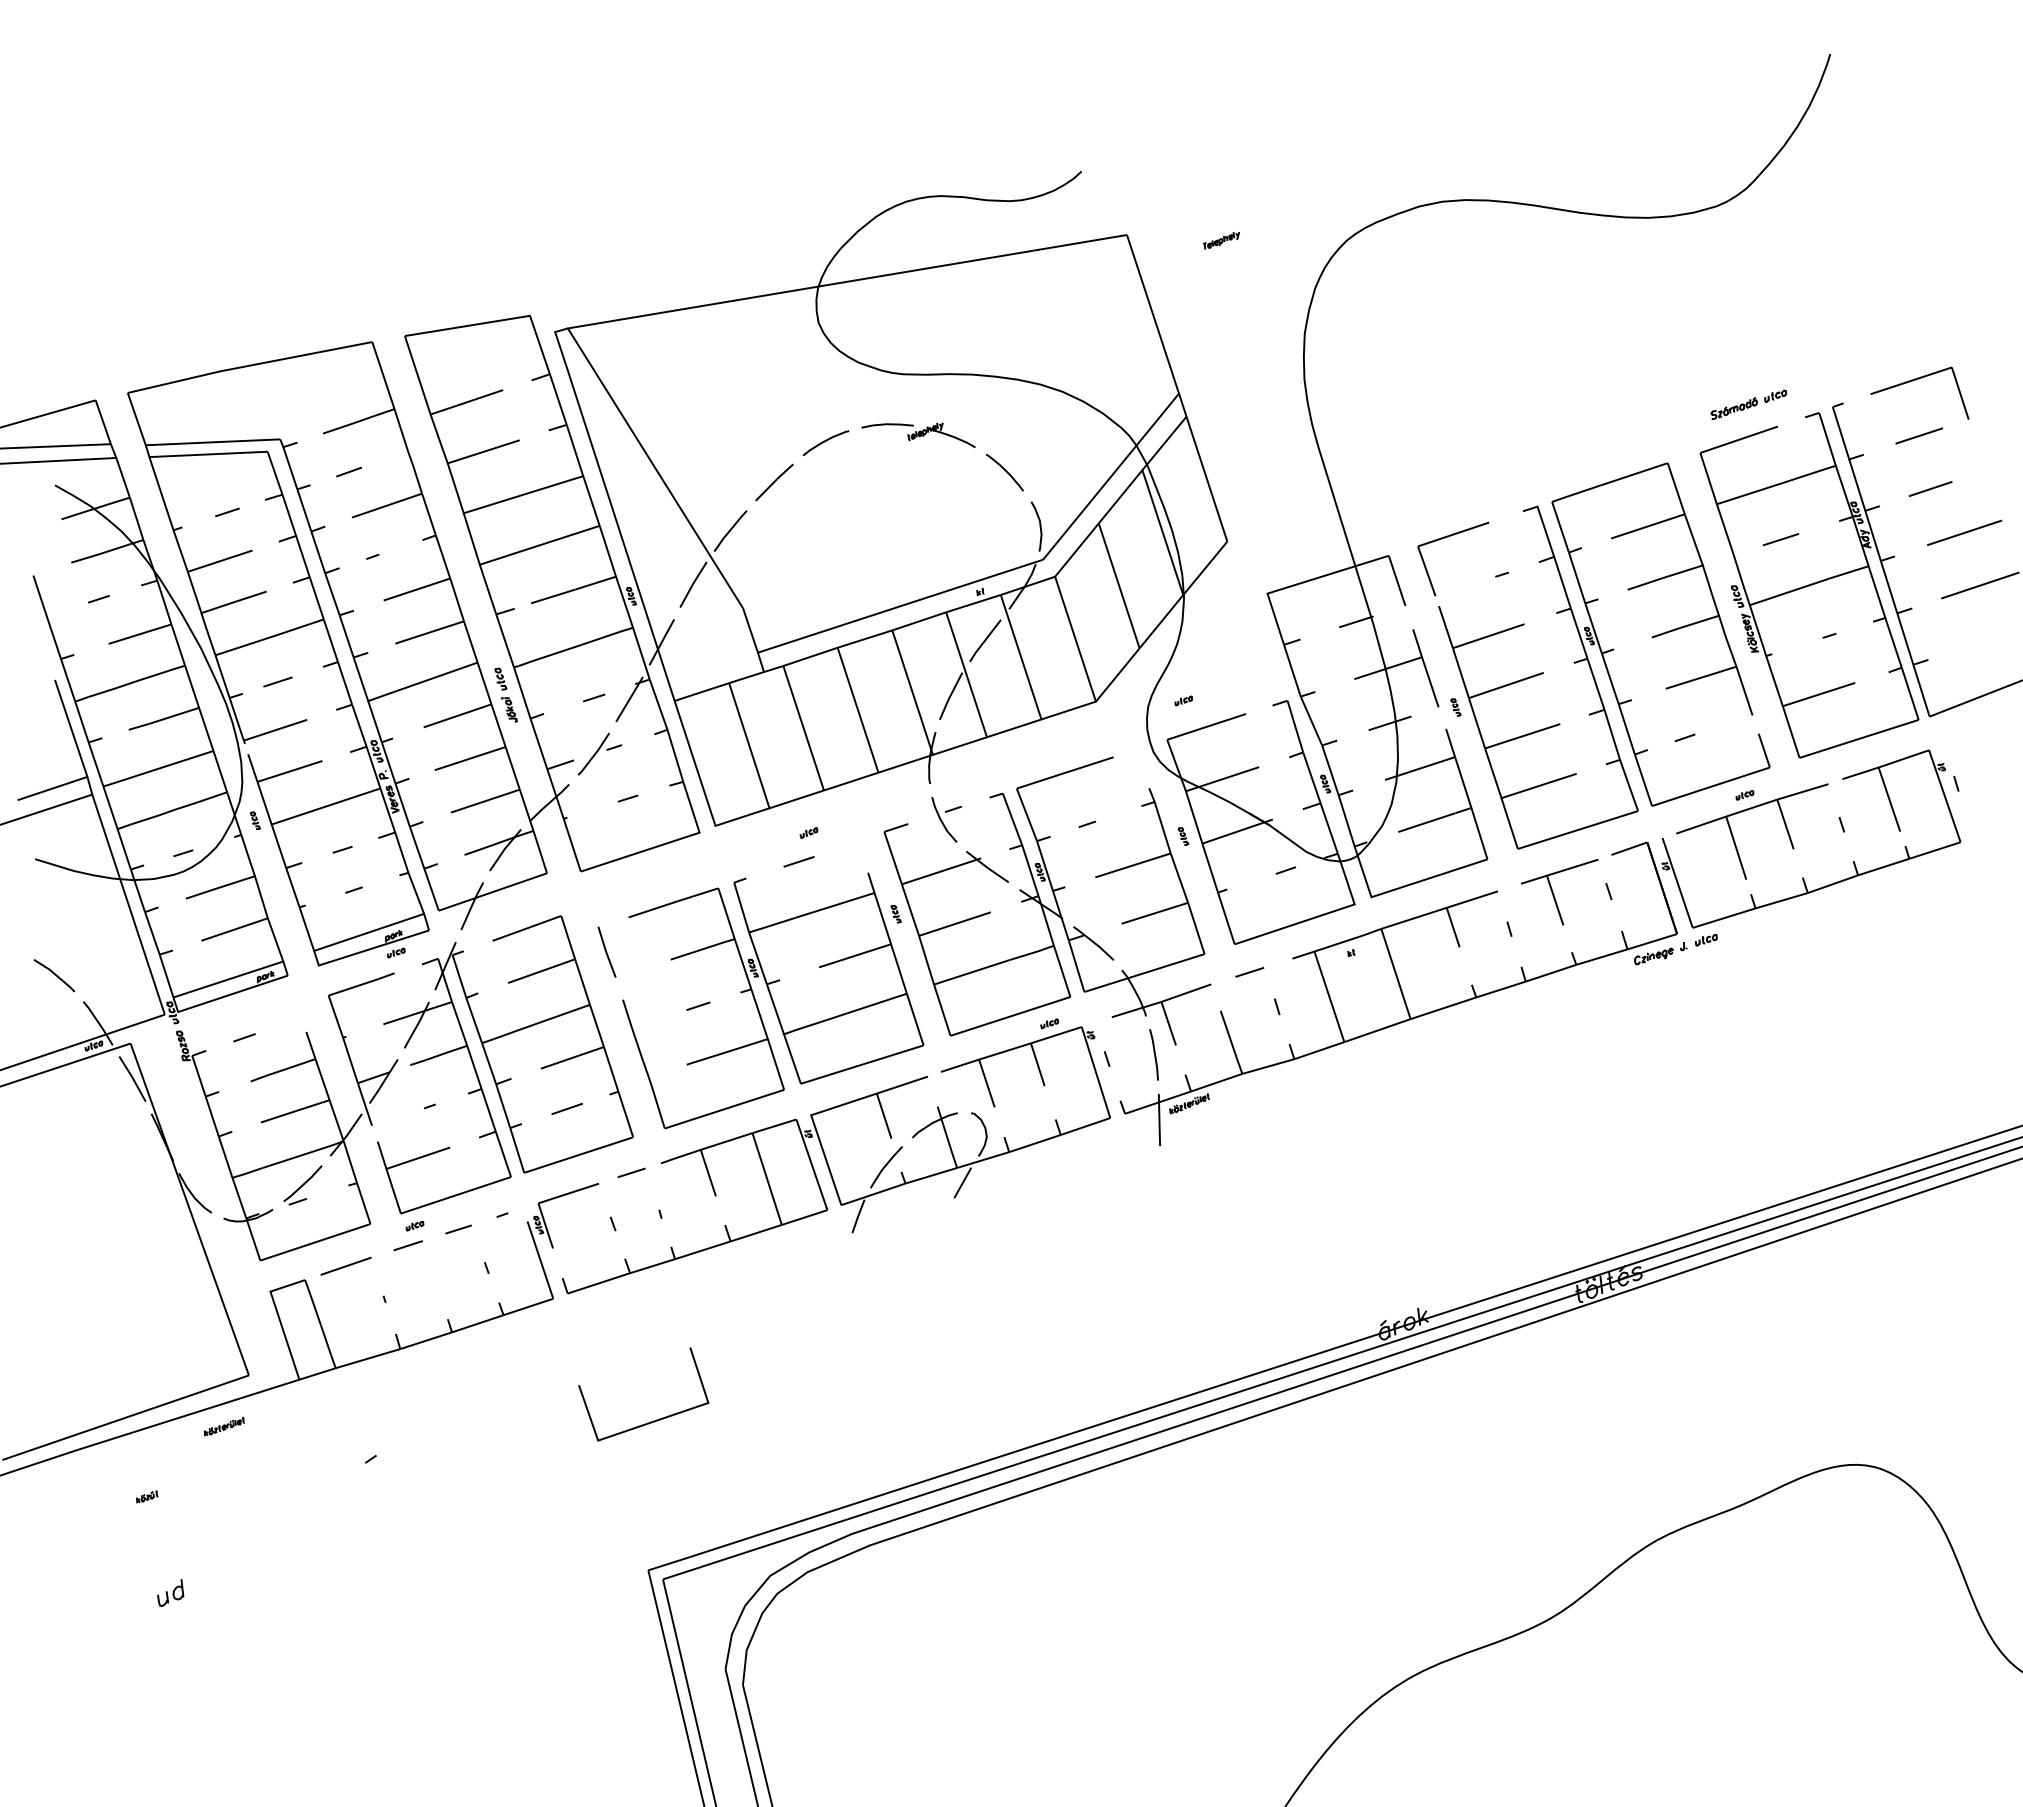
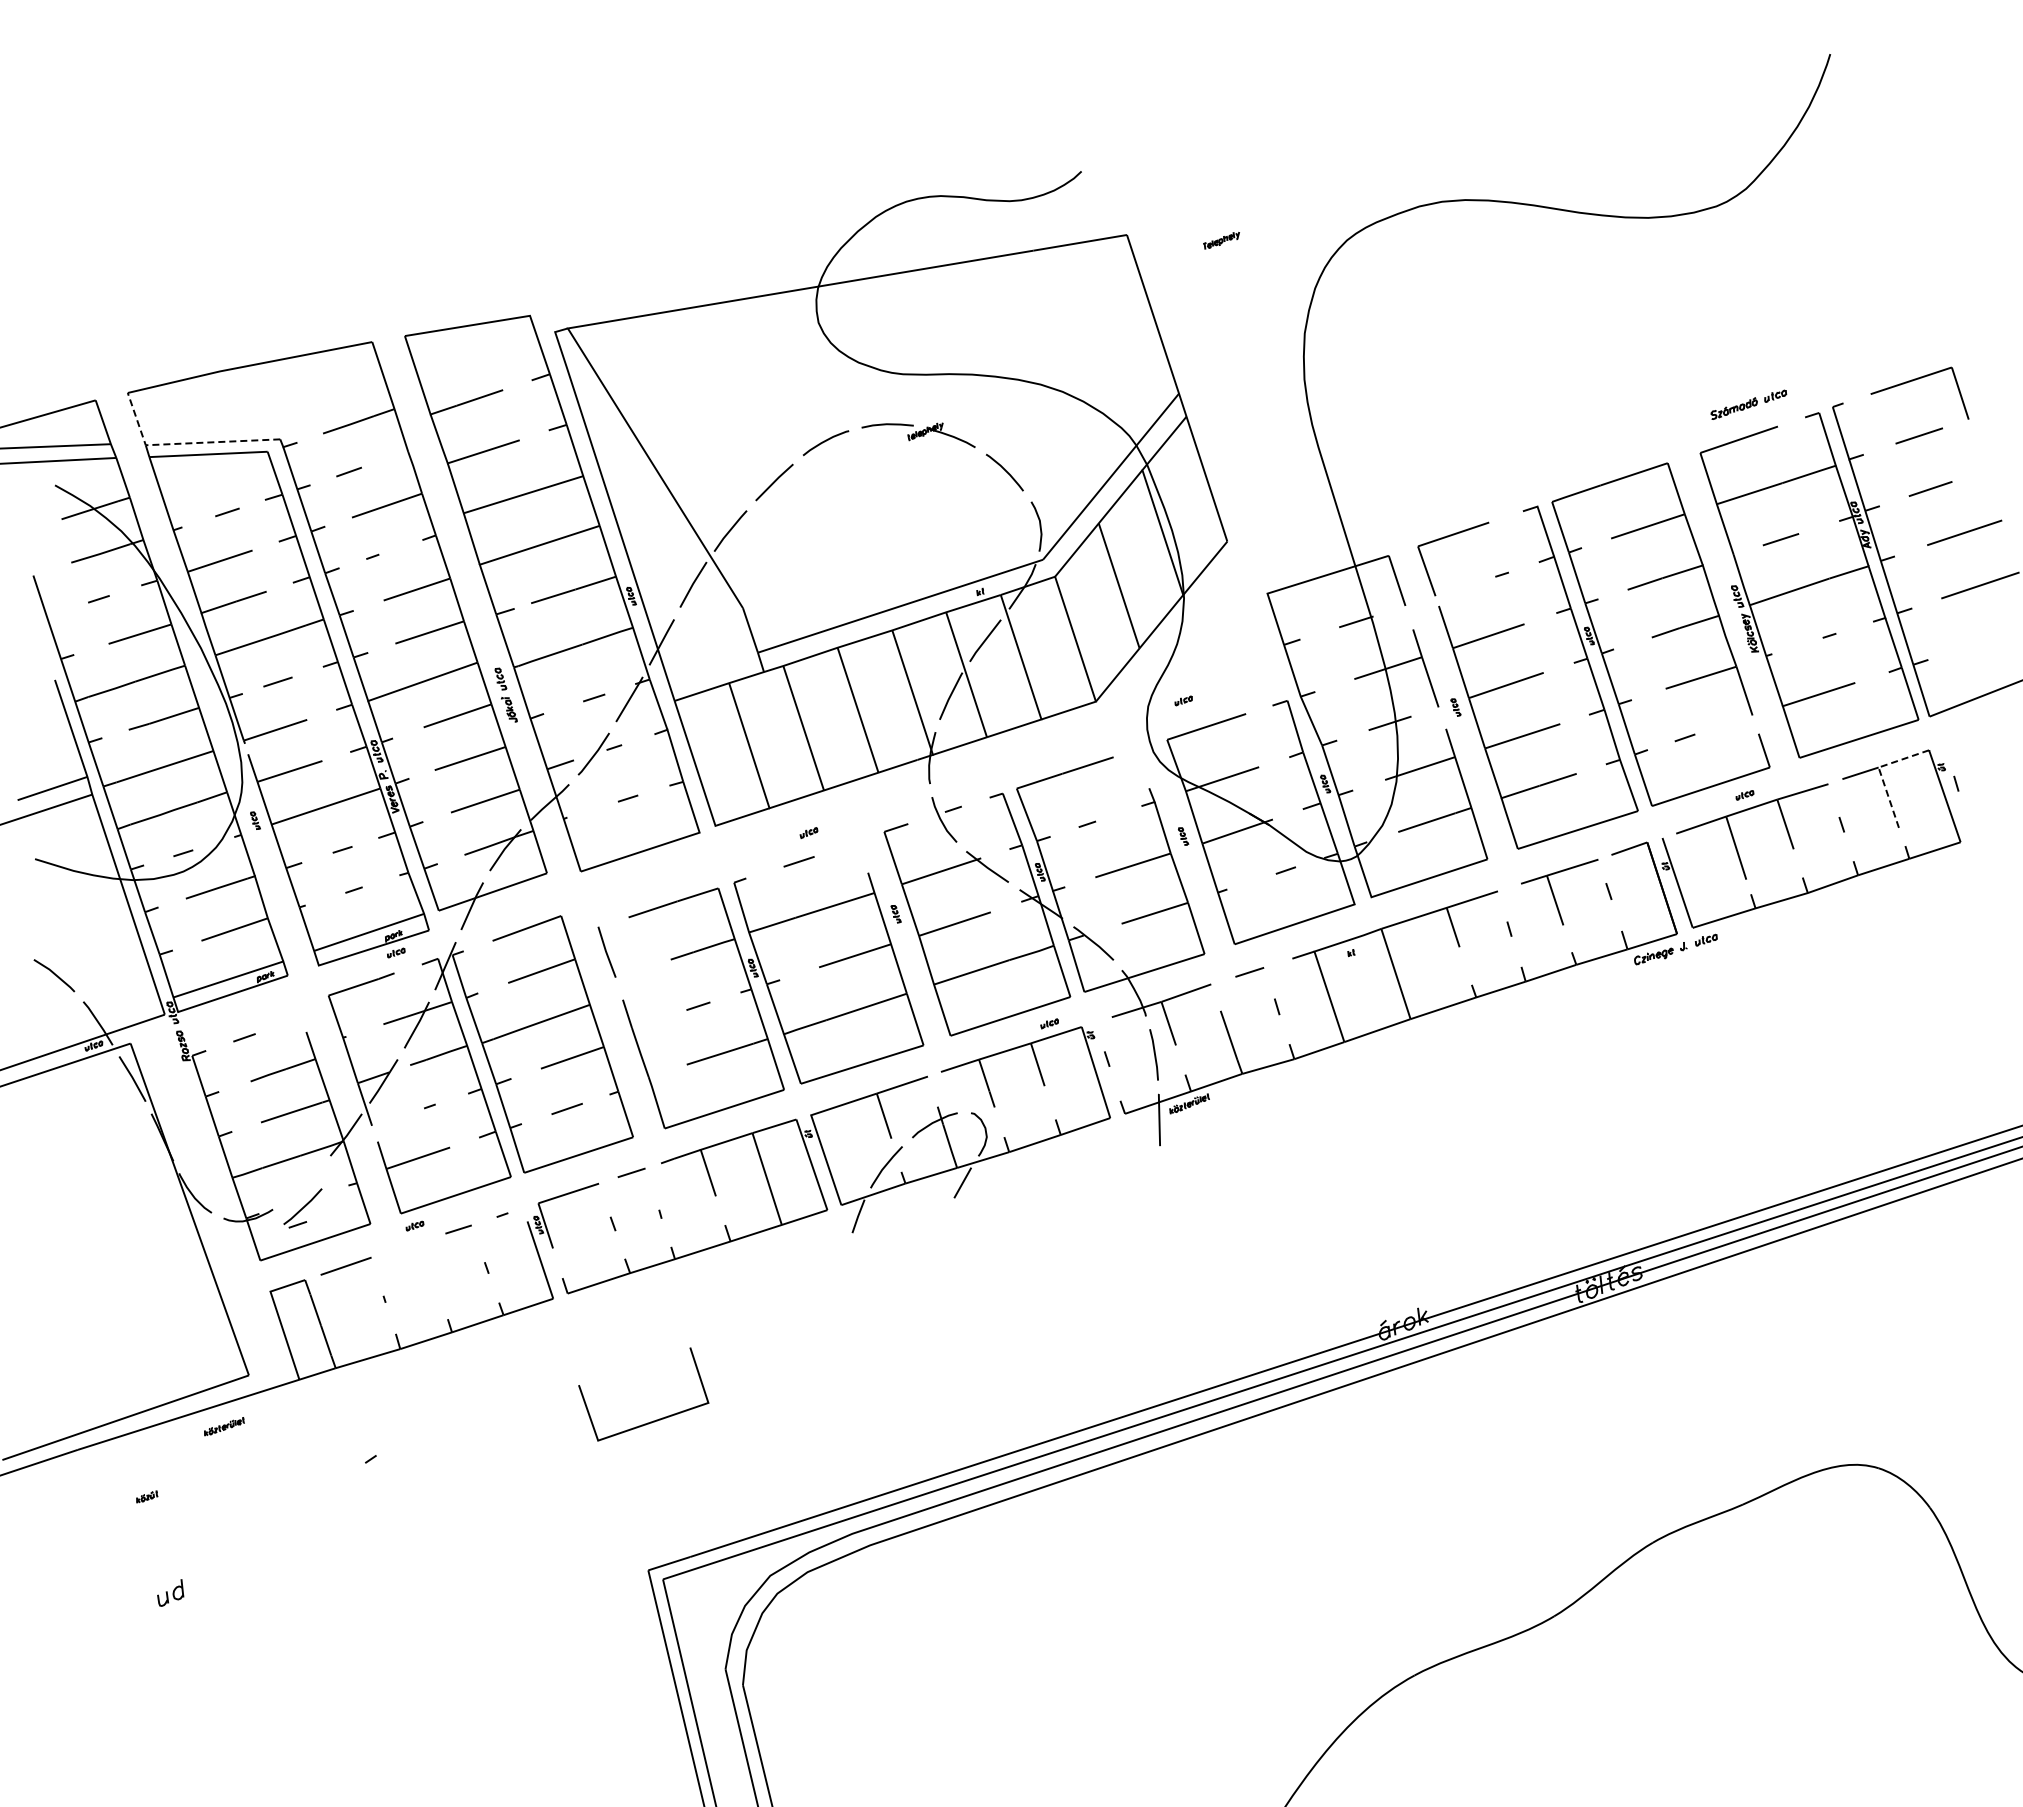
line: solid -> dashed (184, 443)
line: solid -> dashed (1880, 774)
part position: (302, 1185) -> (302, 1208) (302, 1208)
line: present -> none (407, 1245)
